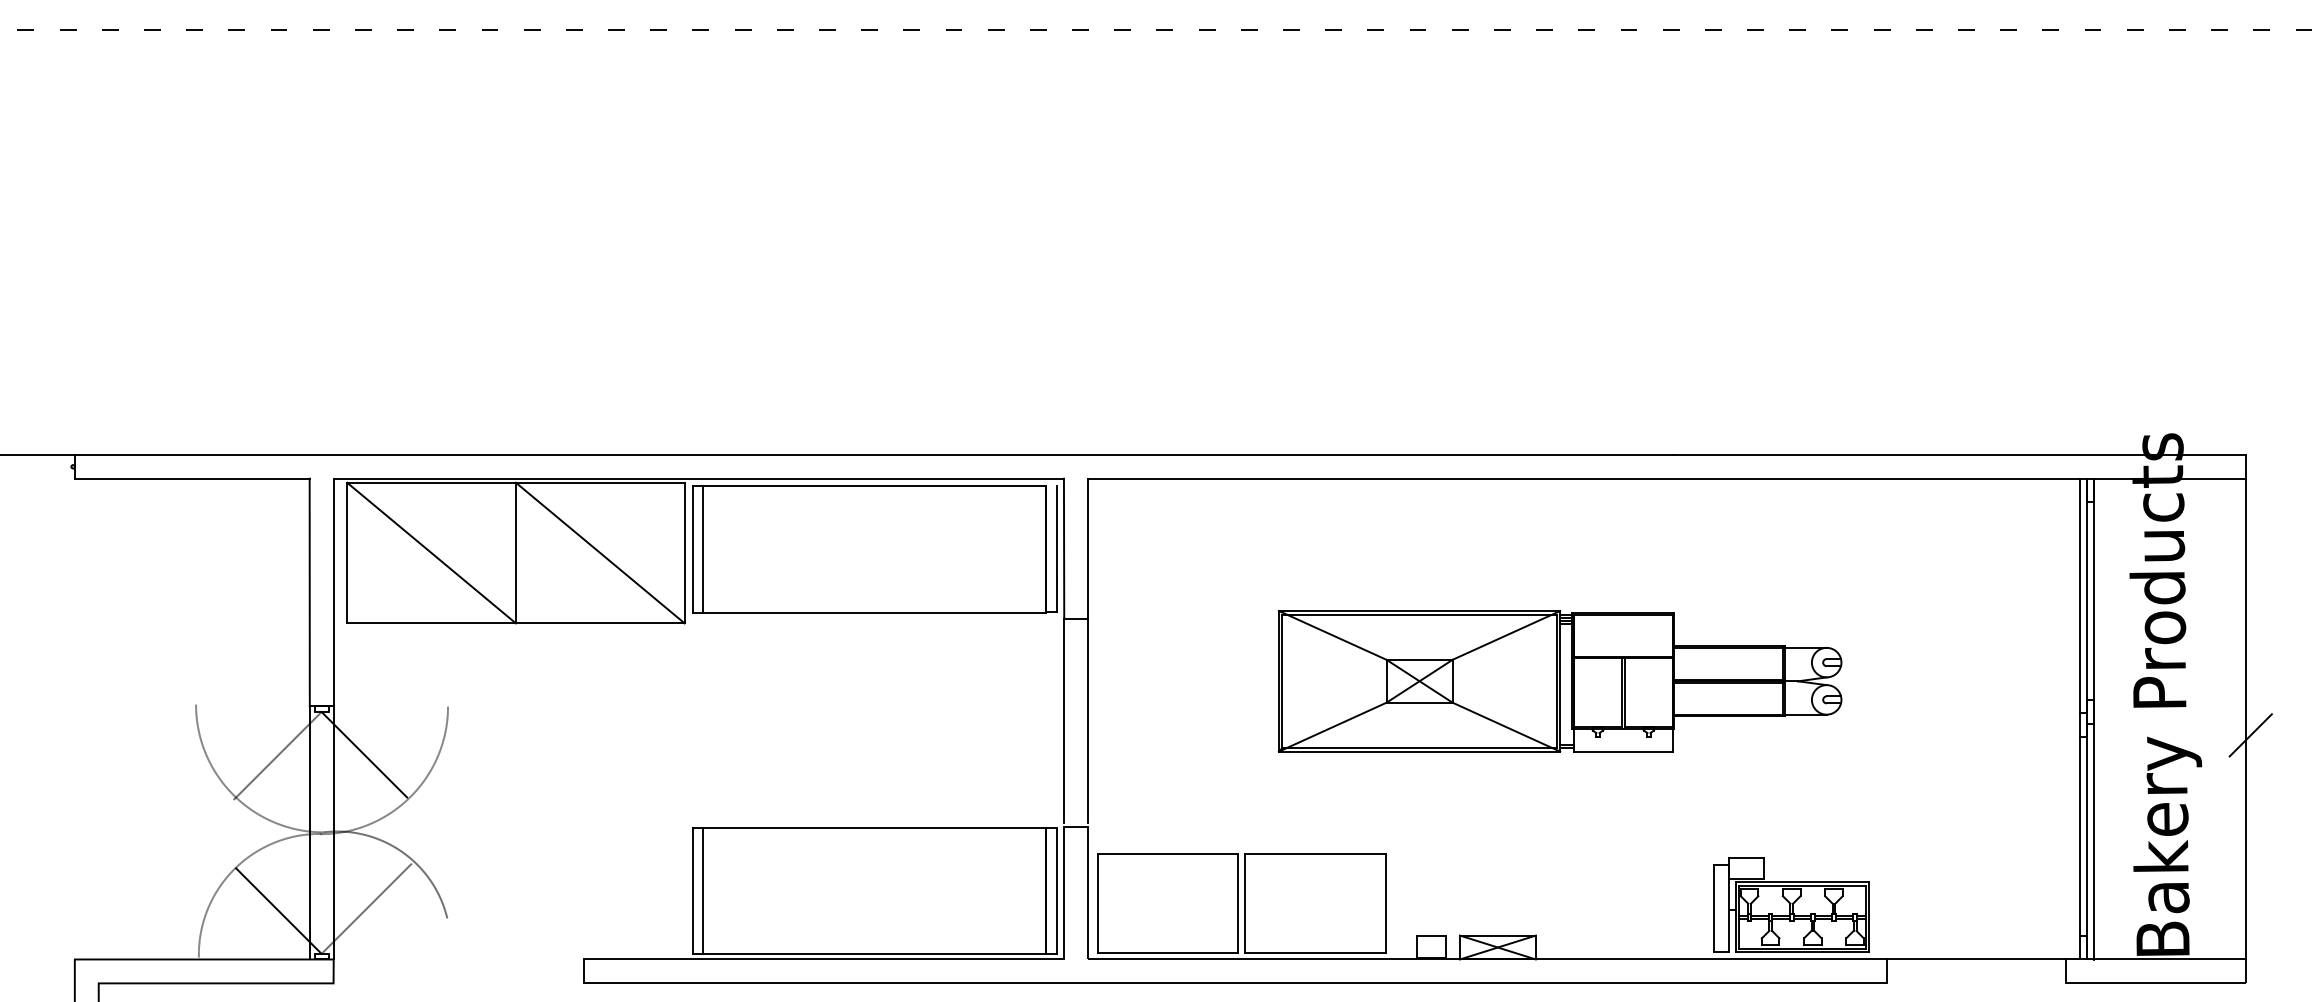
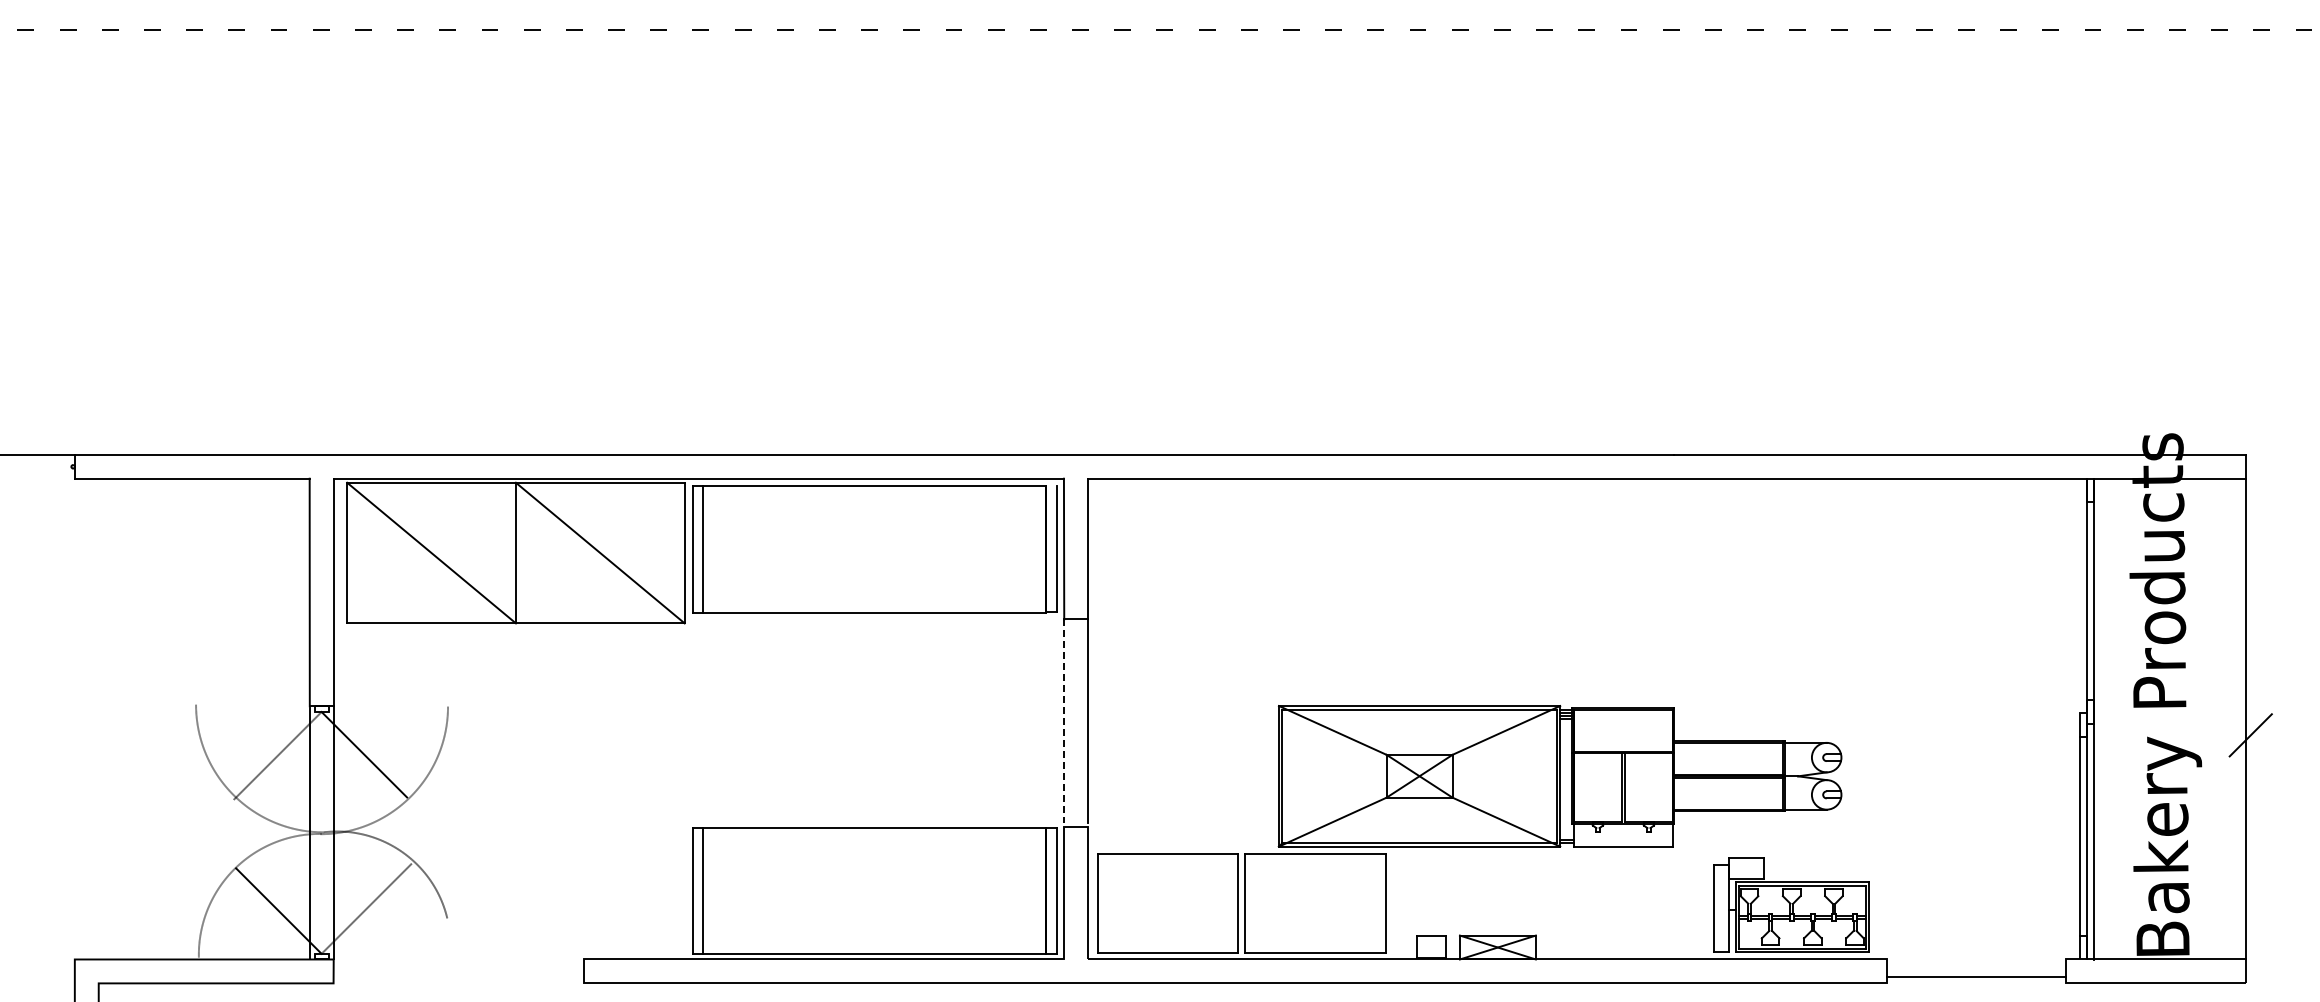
line: present -> none (2079, 595)
part position: (1559, 681) -> (1559, 776) (1559, 776)
line: solid -> dashed (1064, 720)
line position: (1976, 959) -> (1976, 977) (1976, 977)
